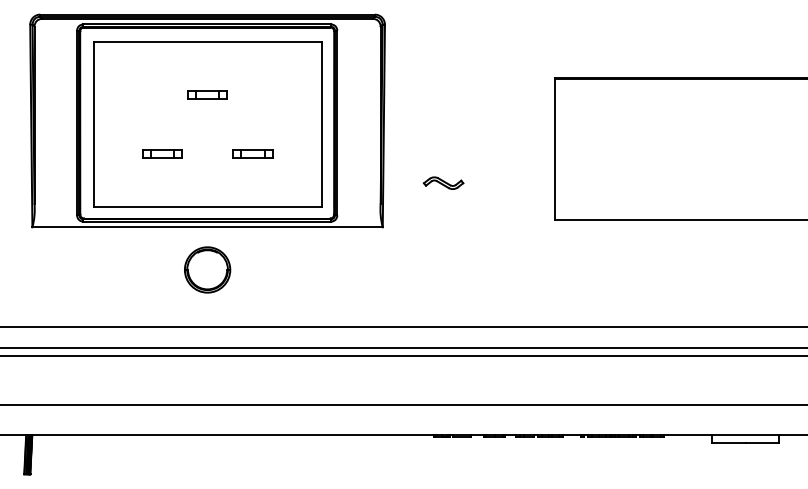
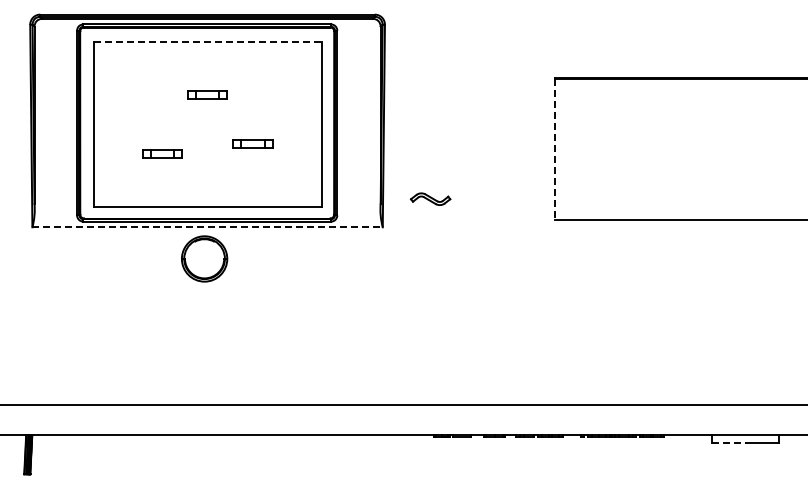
line: solid -> dashed (208, 41)
line: solid -> dashed (555, 149)
part position: (252, 153) -> (252, 143) (252, 143)
part position: (443, 182) -> (430, 198) (430, 198)
line: solid -> dashed (208, 227)
part position: (207, 269) -> (204, 258) (204, 258)
line: present -> none (403, 326)
line: present -> none (403, 348)
line: present -> none (403, 355)
line: solid -> dashed (729, 442)
